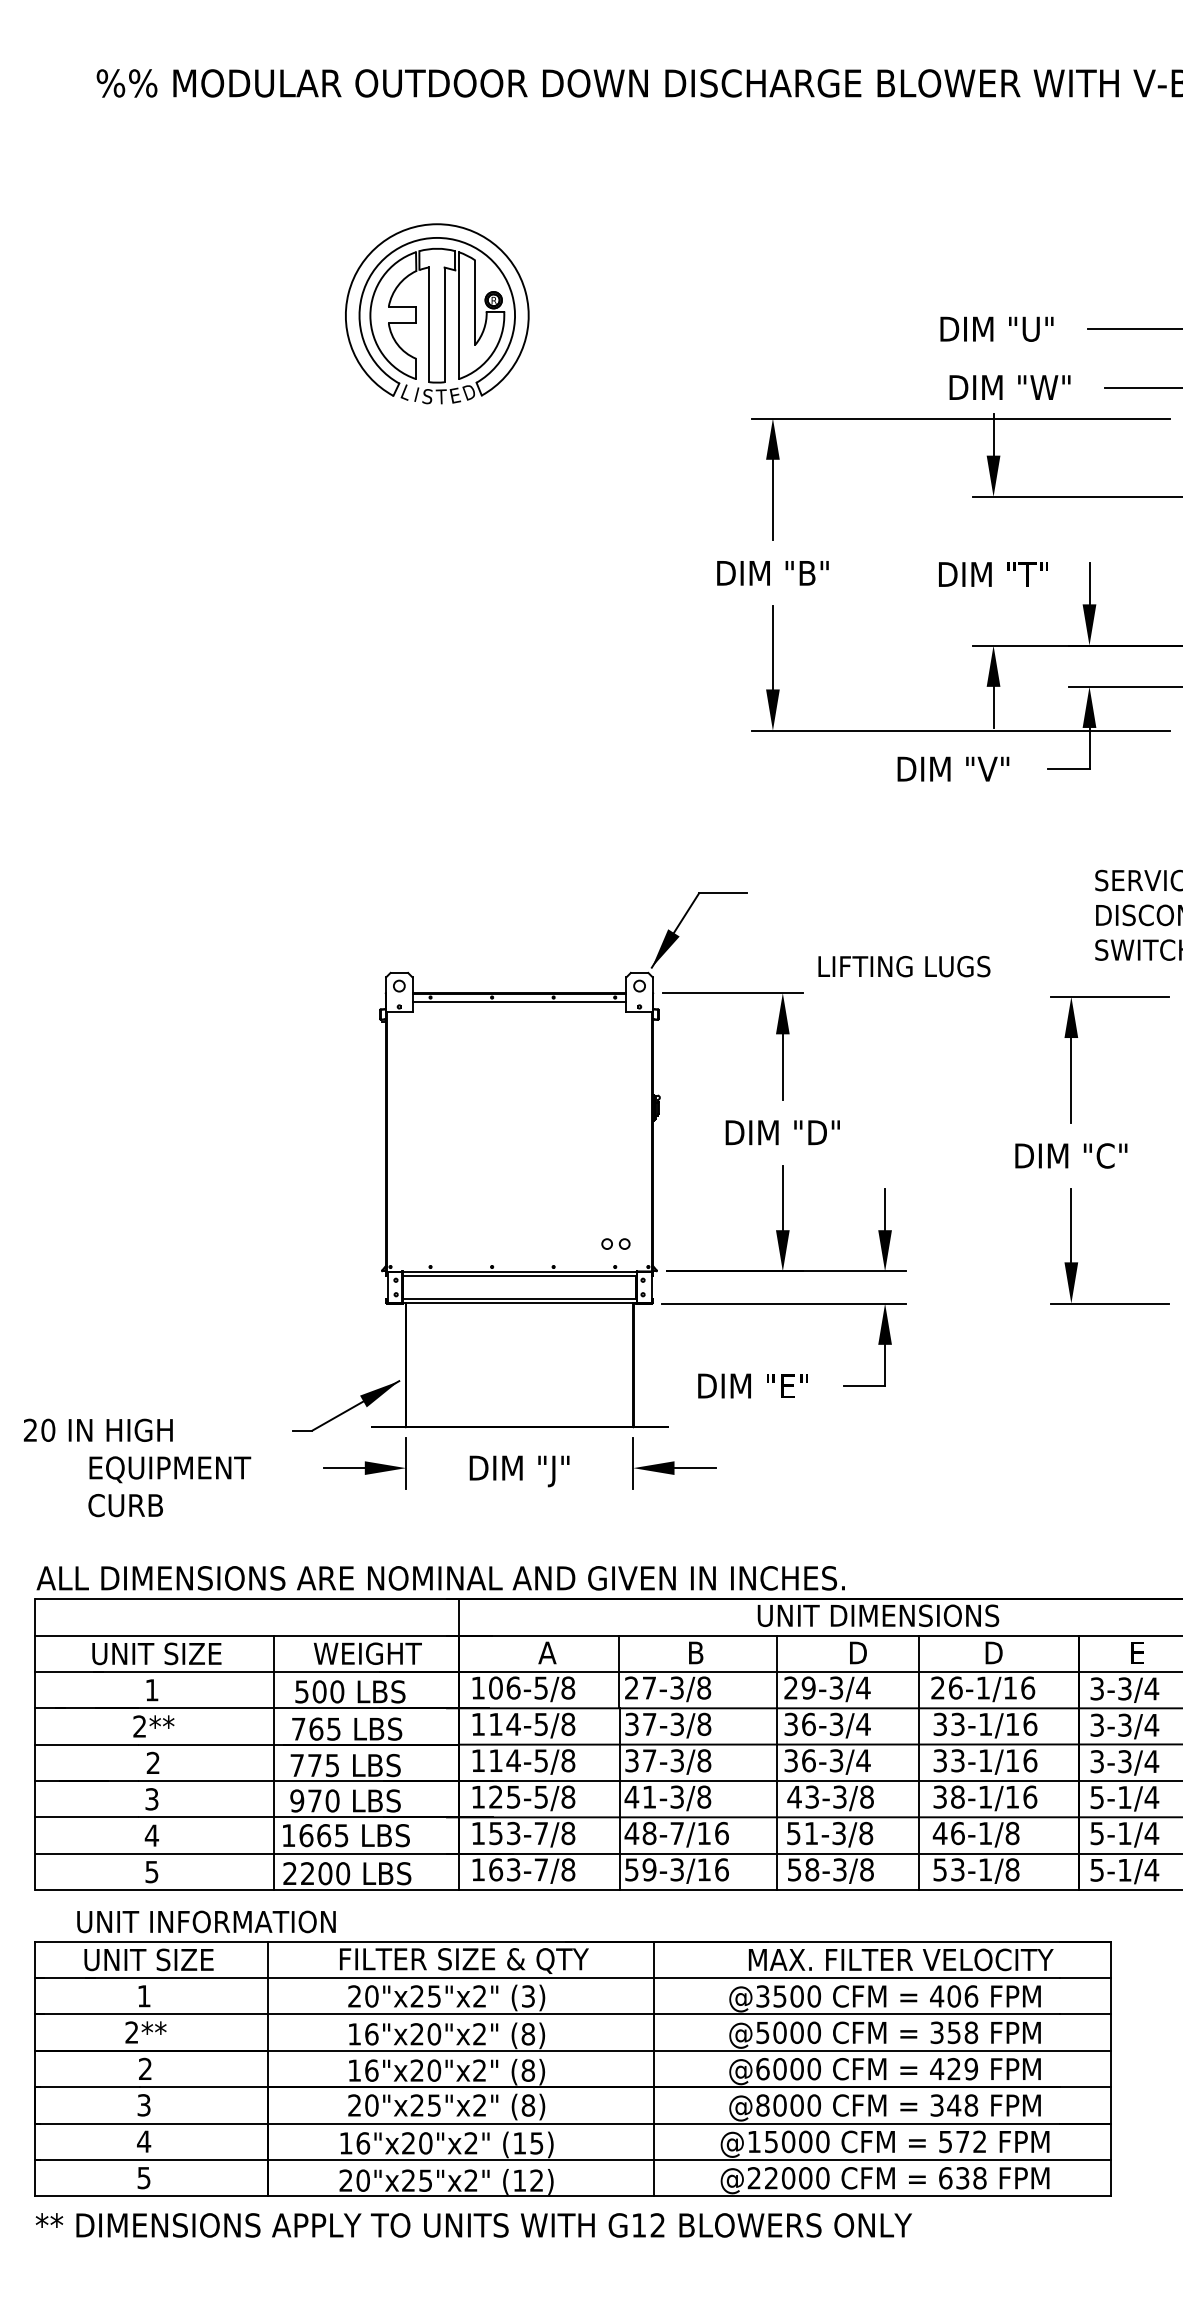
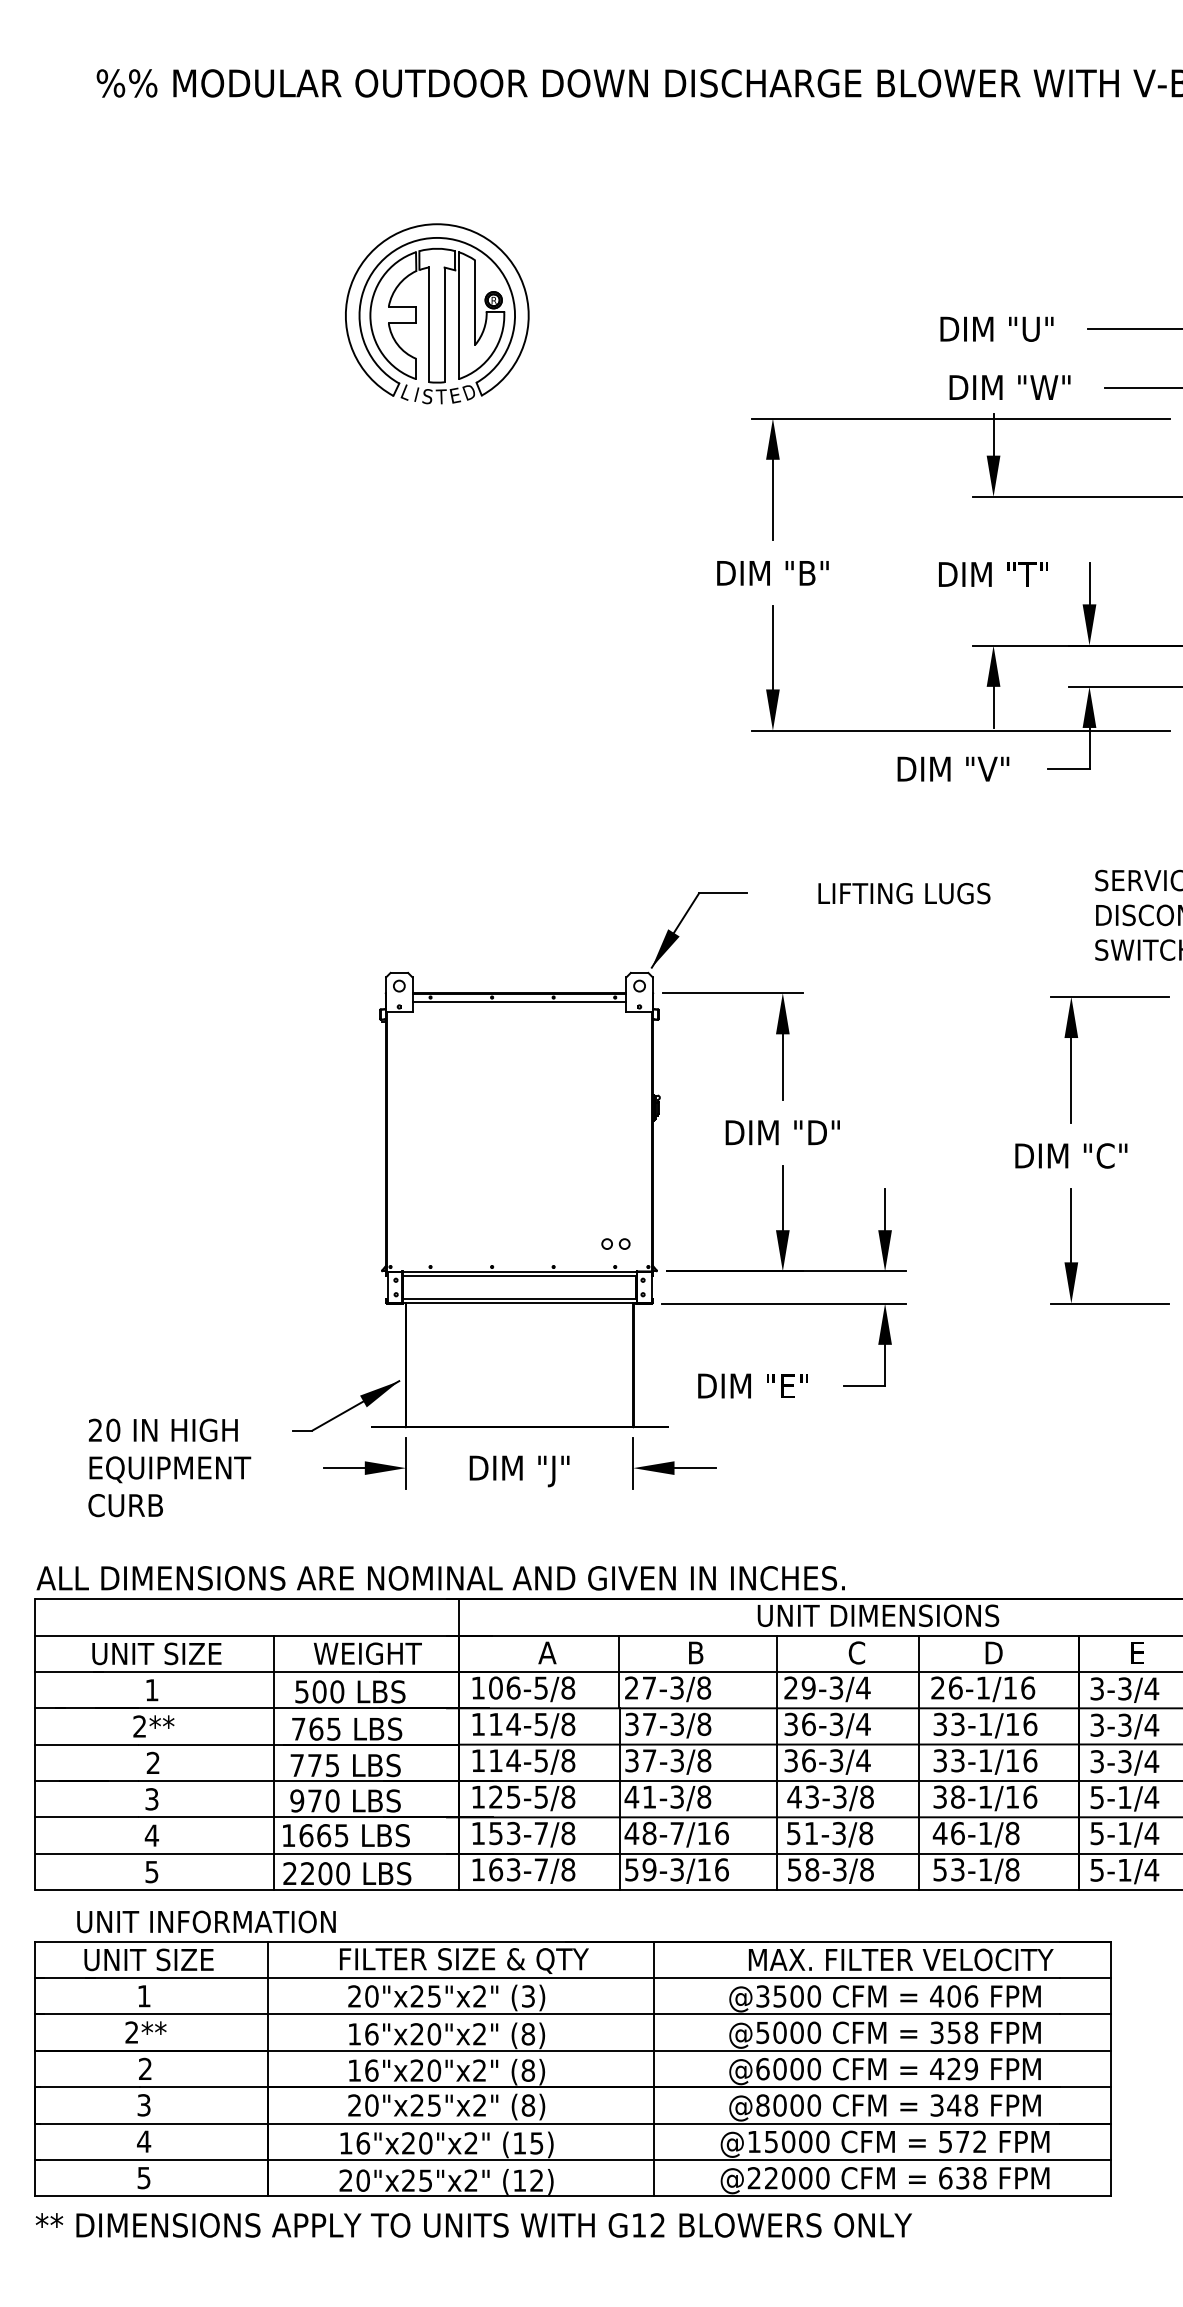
text position: (904, 966) -> (904, 893) (904, 893)
text position: (97, 1429) -> (162, 1429) (162, 1429)
text: D -> C (857, 1652)
